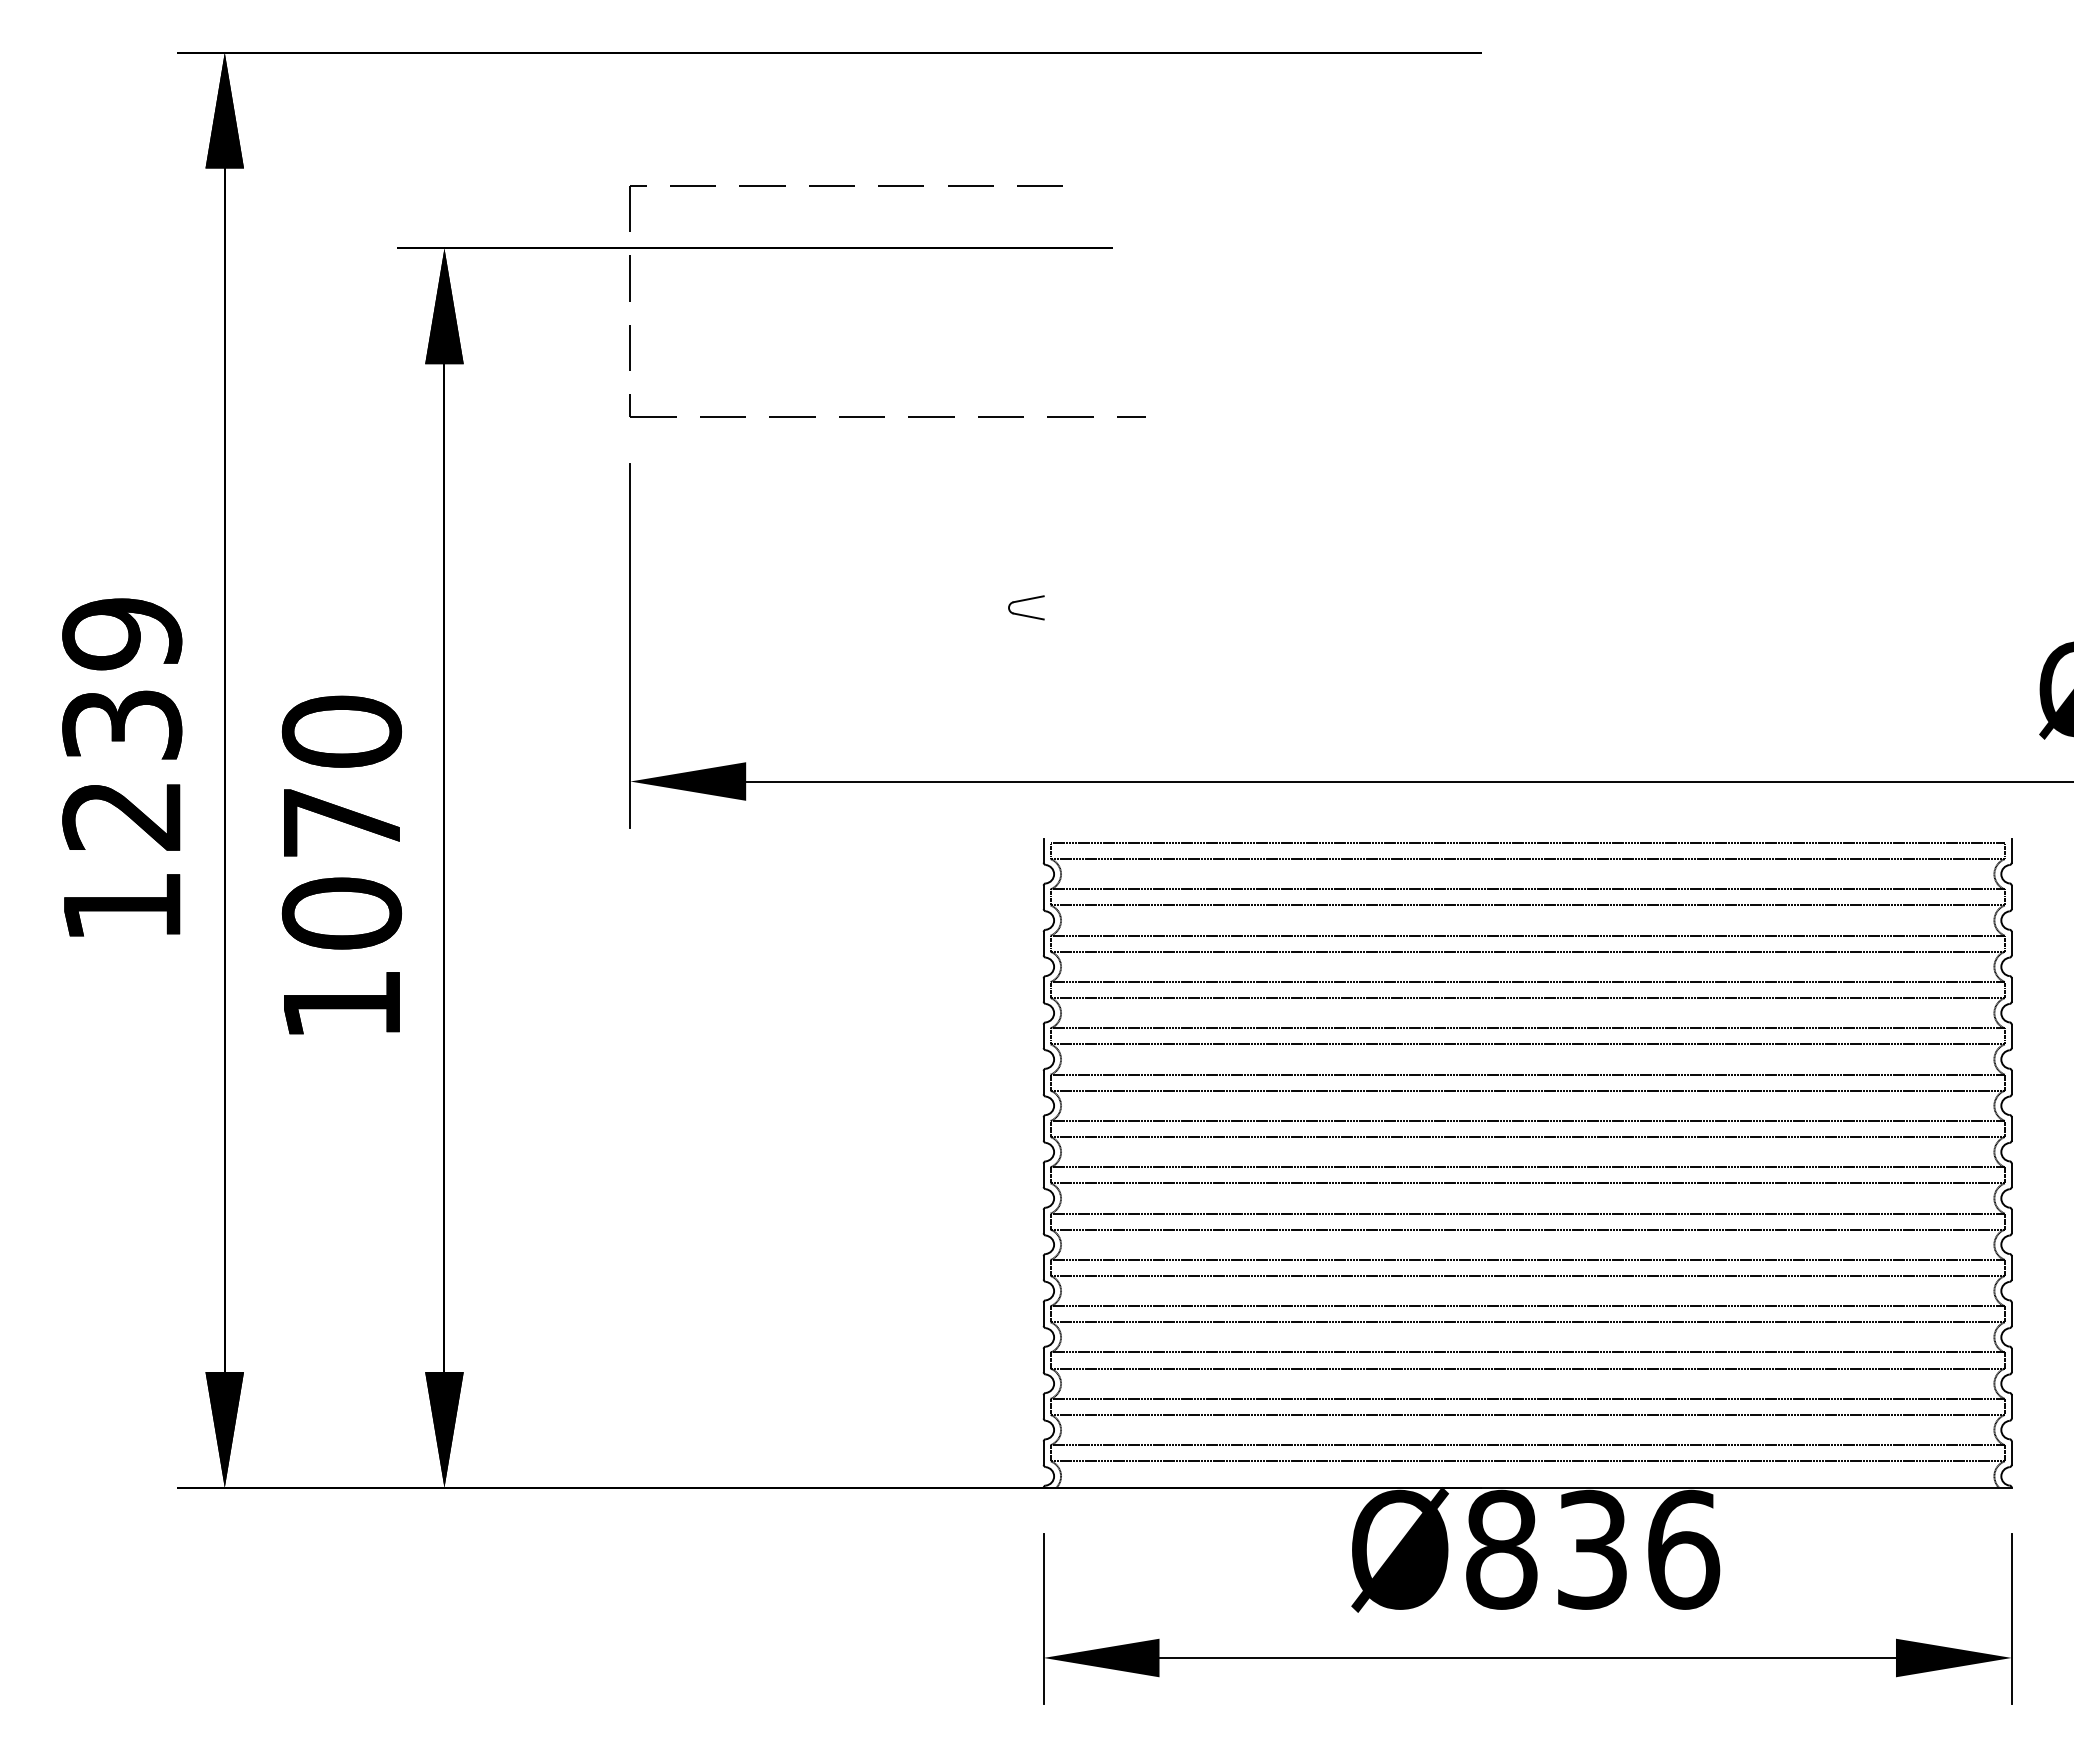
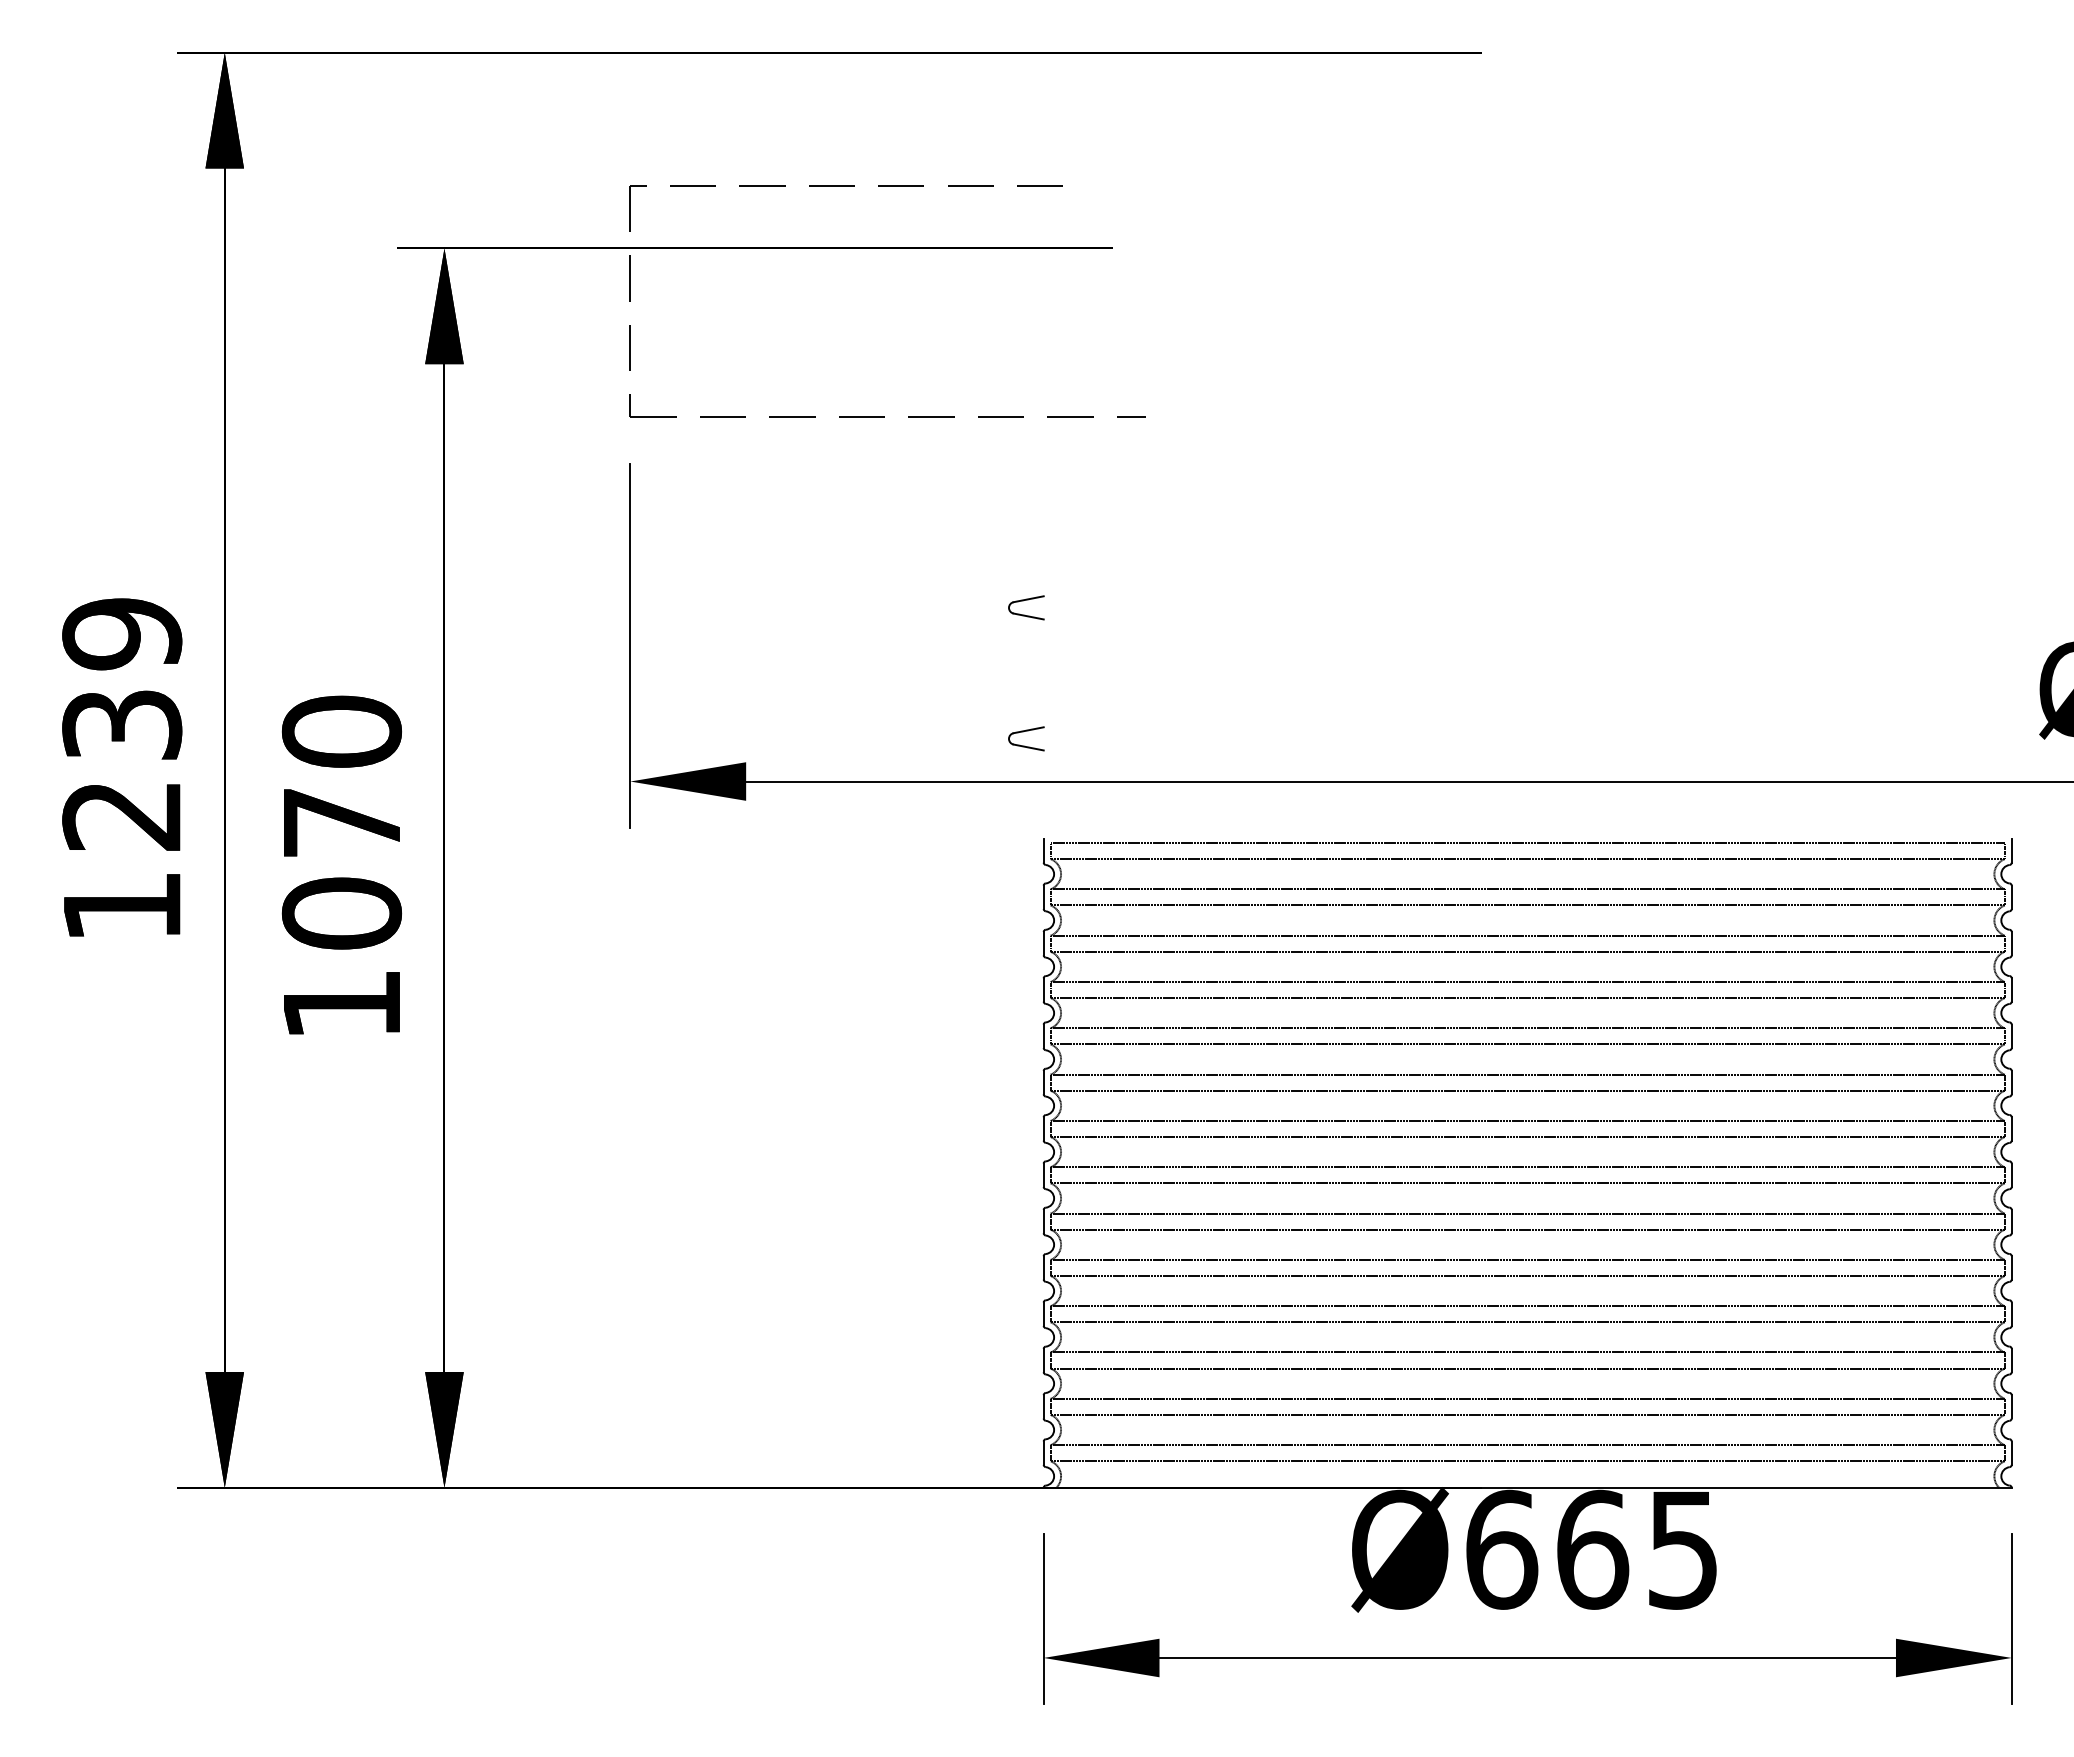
part: none -> present (1023, 732)
text: Ø836 -> Ø665 (1593, 1549)
